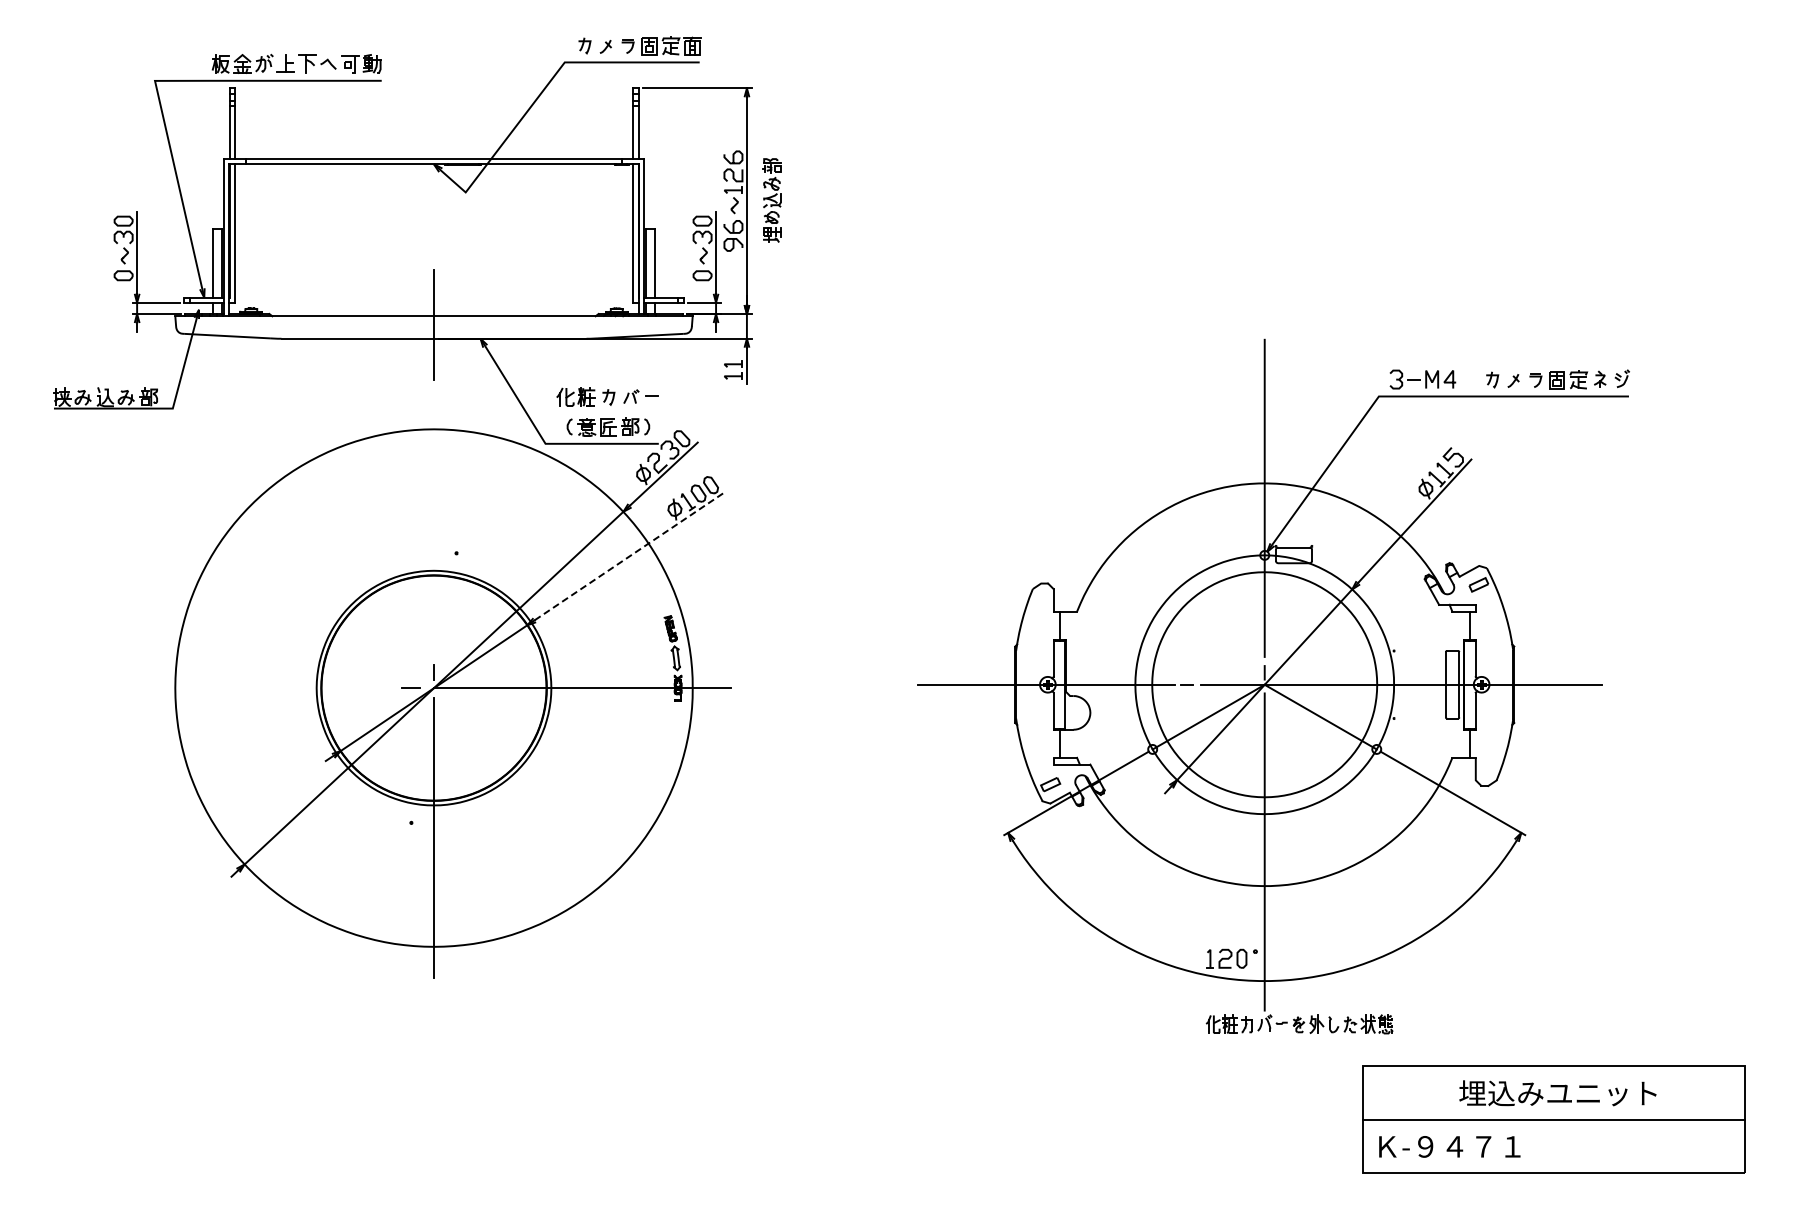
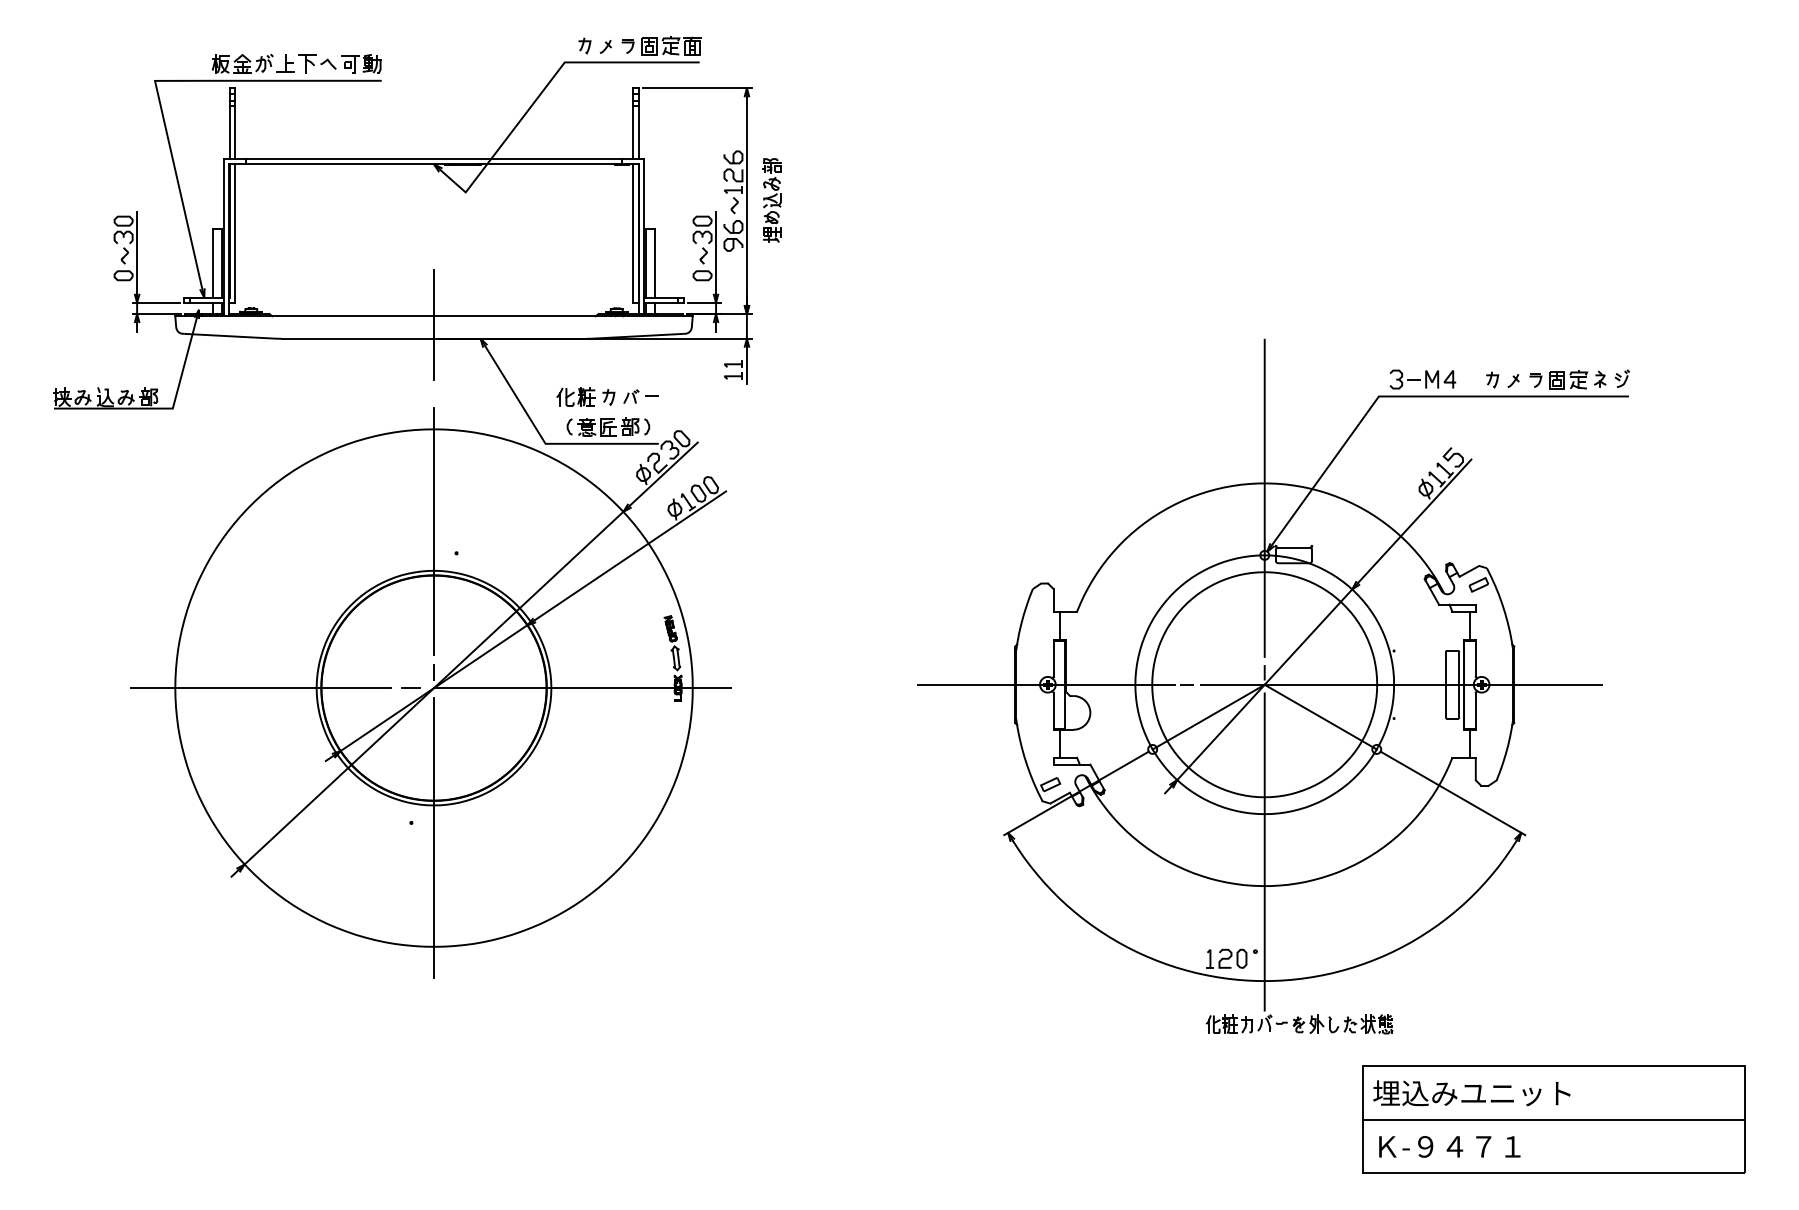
line: none -> present (434, 530)
line: dashed -> solid (630, 555)
line: none -> present (260, 688)
text position: (1557, 1093) -> (1471, 1093) (1471, 1093)
